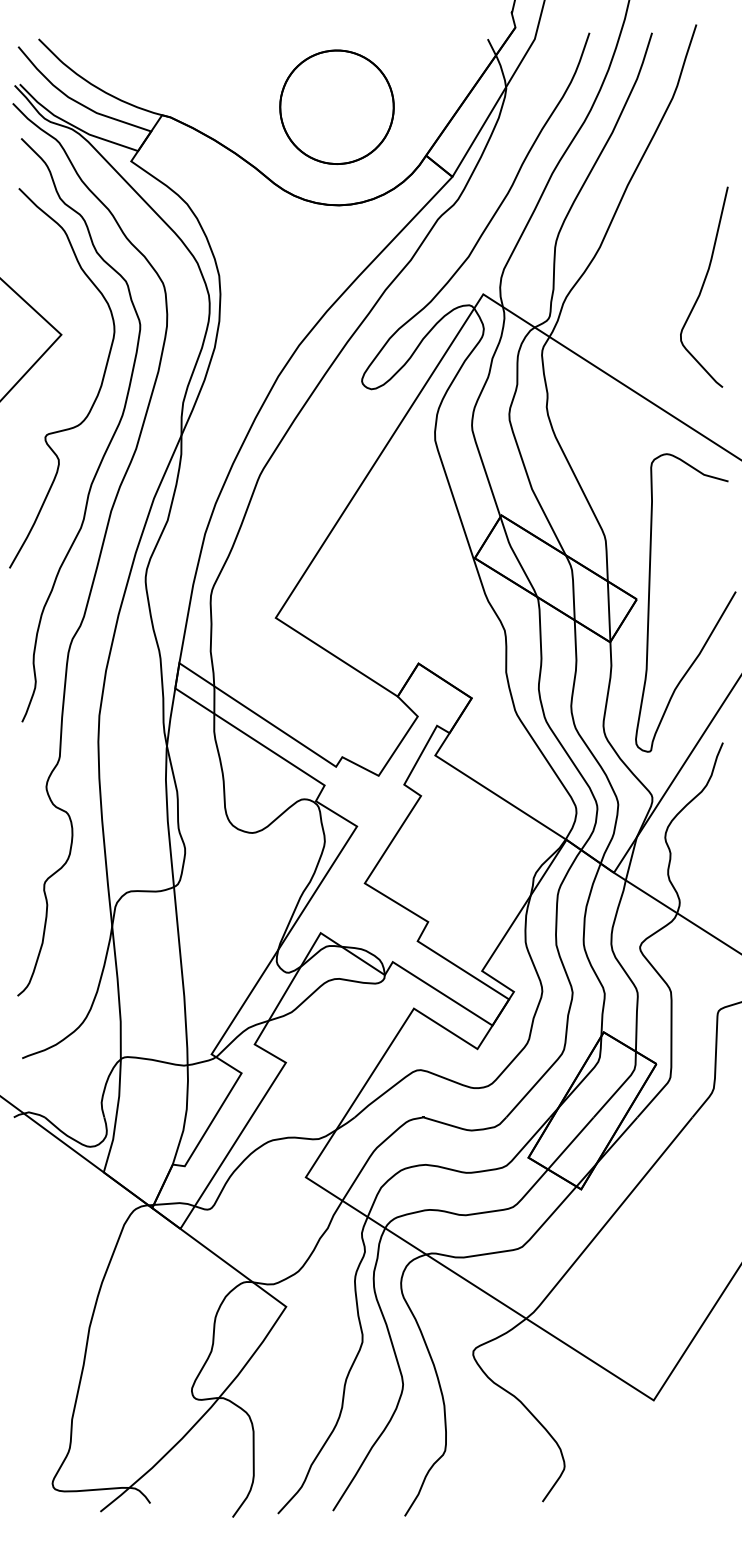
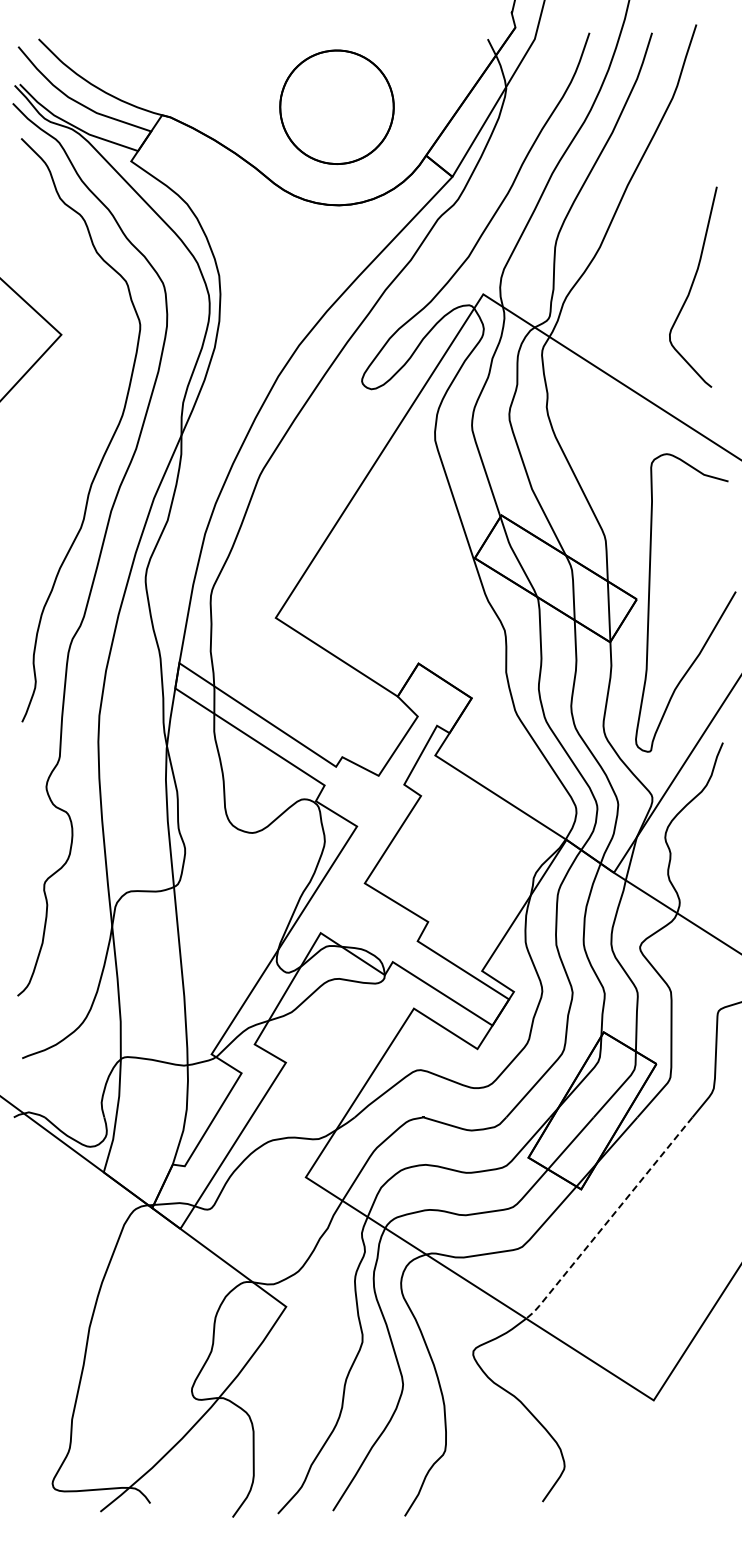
curve position: (703, 286) -> (692, 286) (692, 286)
curve: present -> none (97, 392)
line: solid -> dashed (609, 1219)
